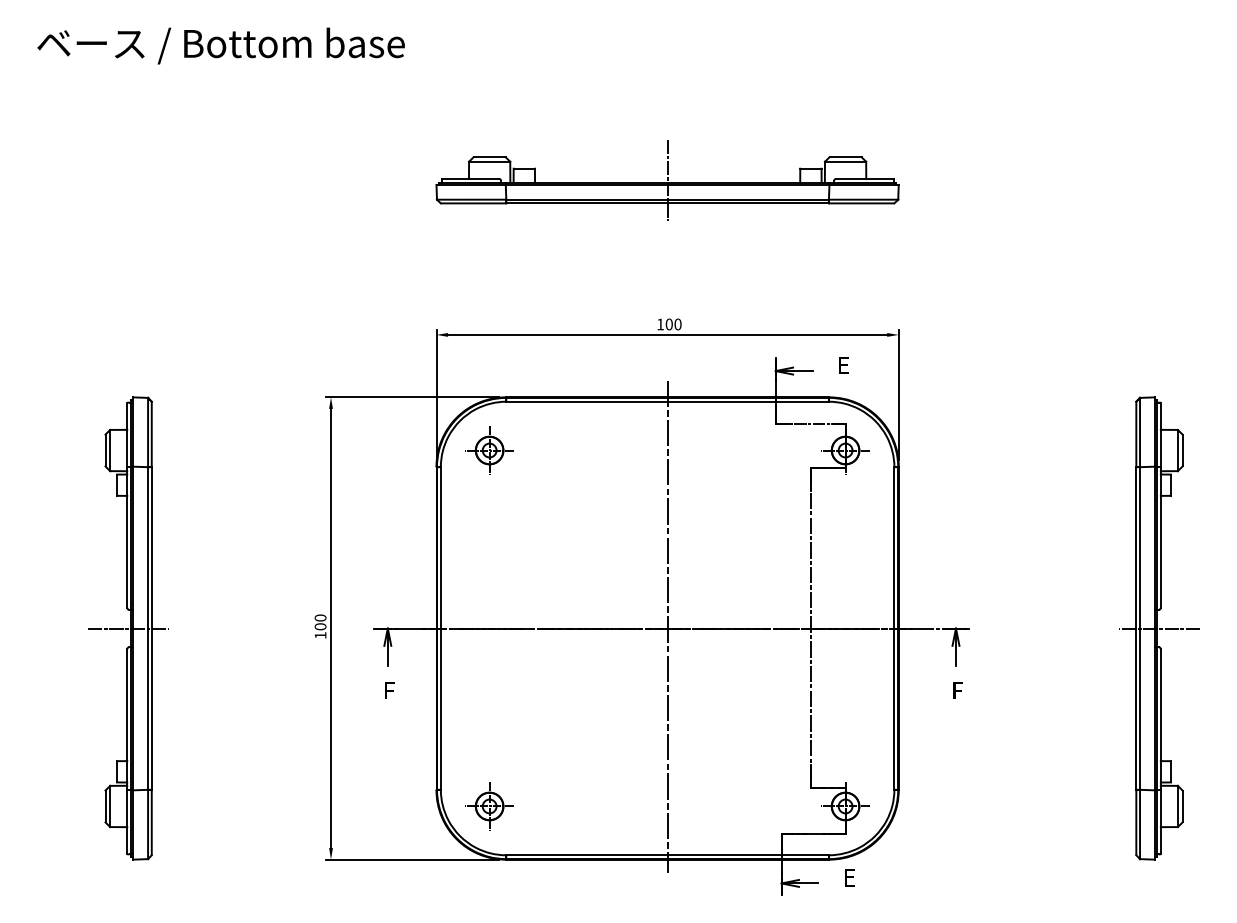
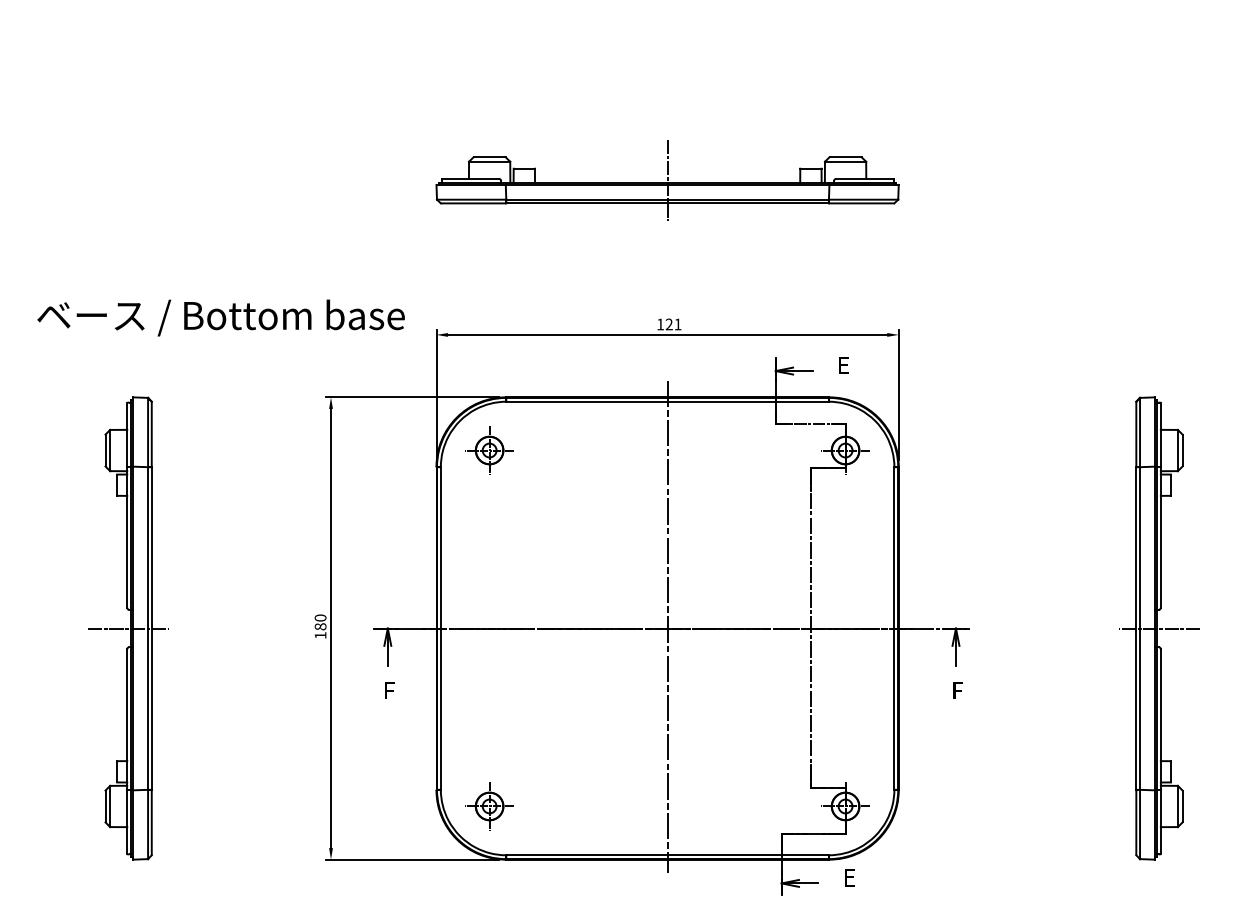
text position: (220, 45) -> (220, 317) (220, 317)
text: 100 -> 121 (673, 324)
text: 100 -> 180 (320, 626)
